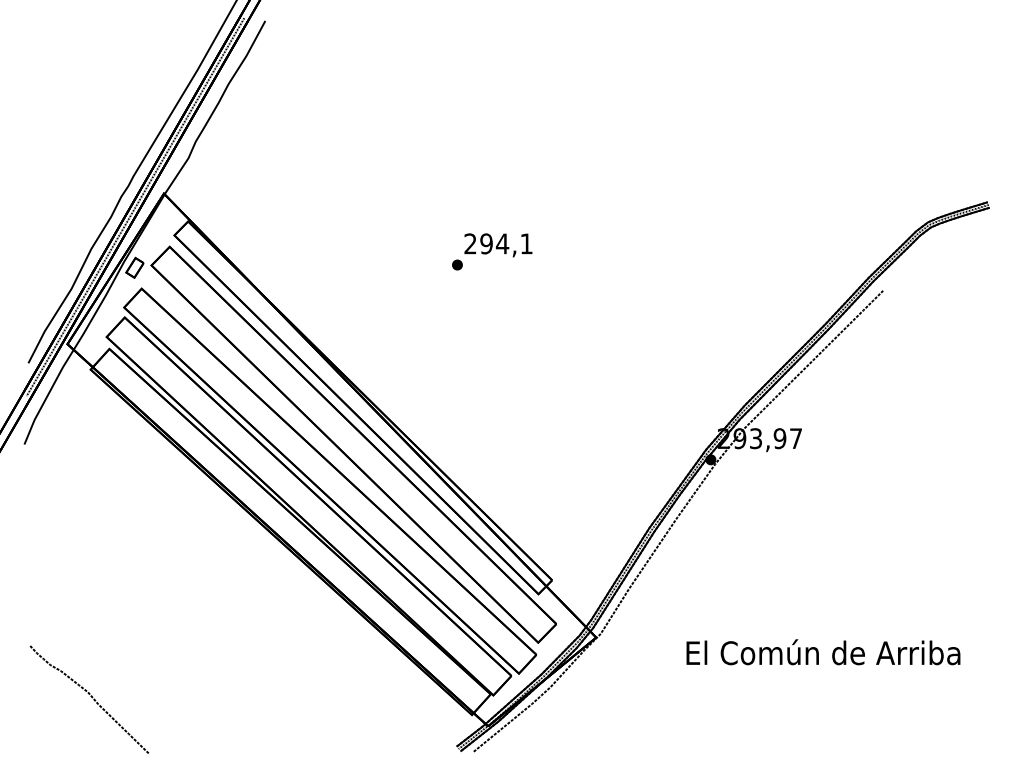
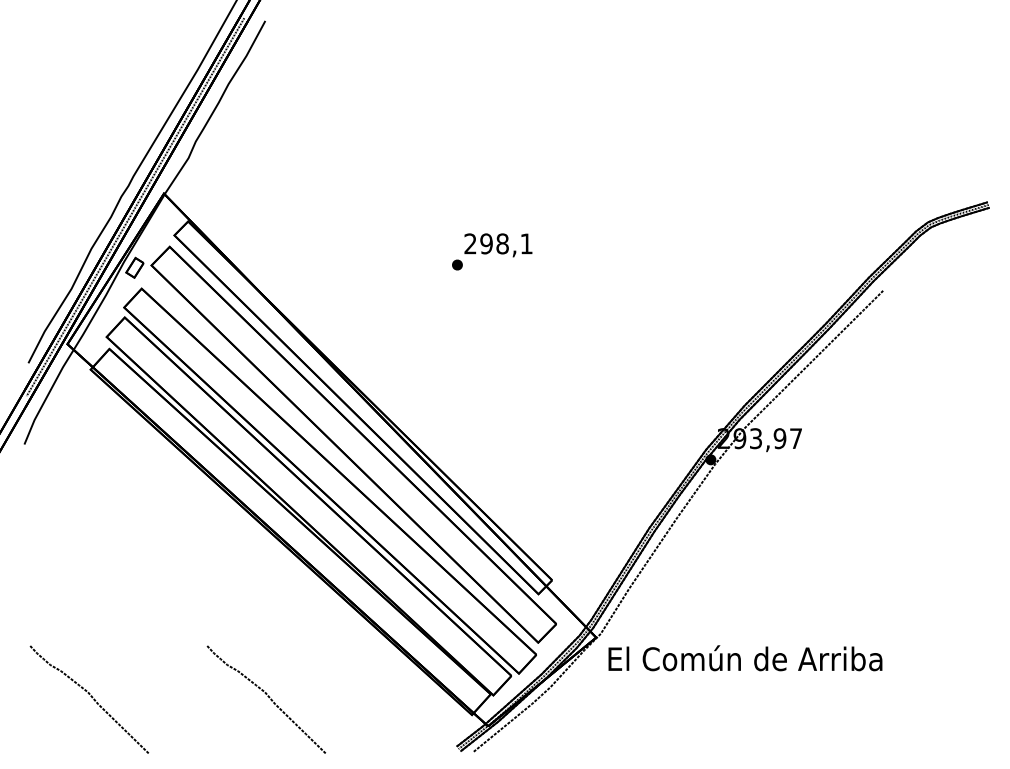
text: 294,1 -> 298,1 (502, 243)
text position: (823, 652) -> (745, 658) (745, 658)
curve: none -> present (268, 697)
